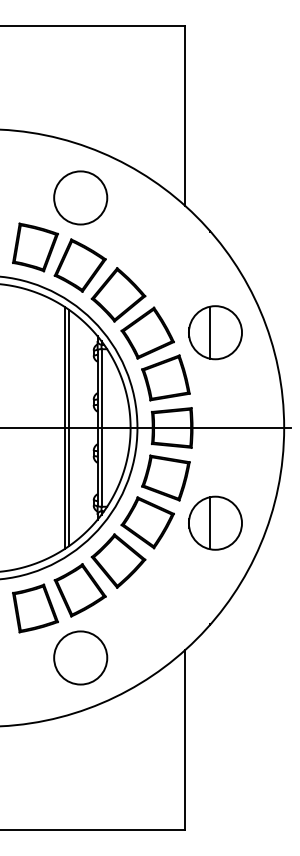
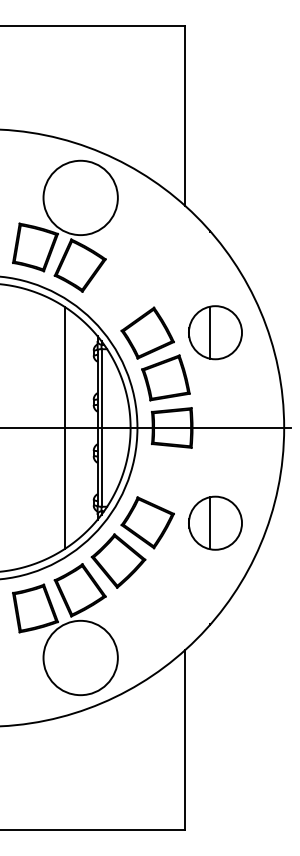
circle diameter: 53 px -> 74 px (80, 197)
part: present -> none (118, 294)
line: present -> none (69, 427)
part: present -> none (165, 477)
circle diameter: 53 px -> 74 px (80, 657)
